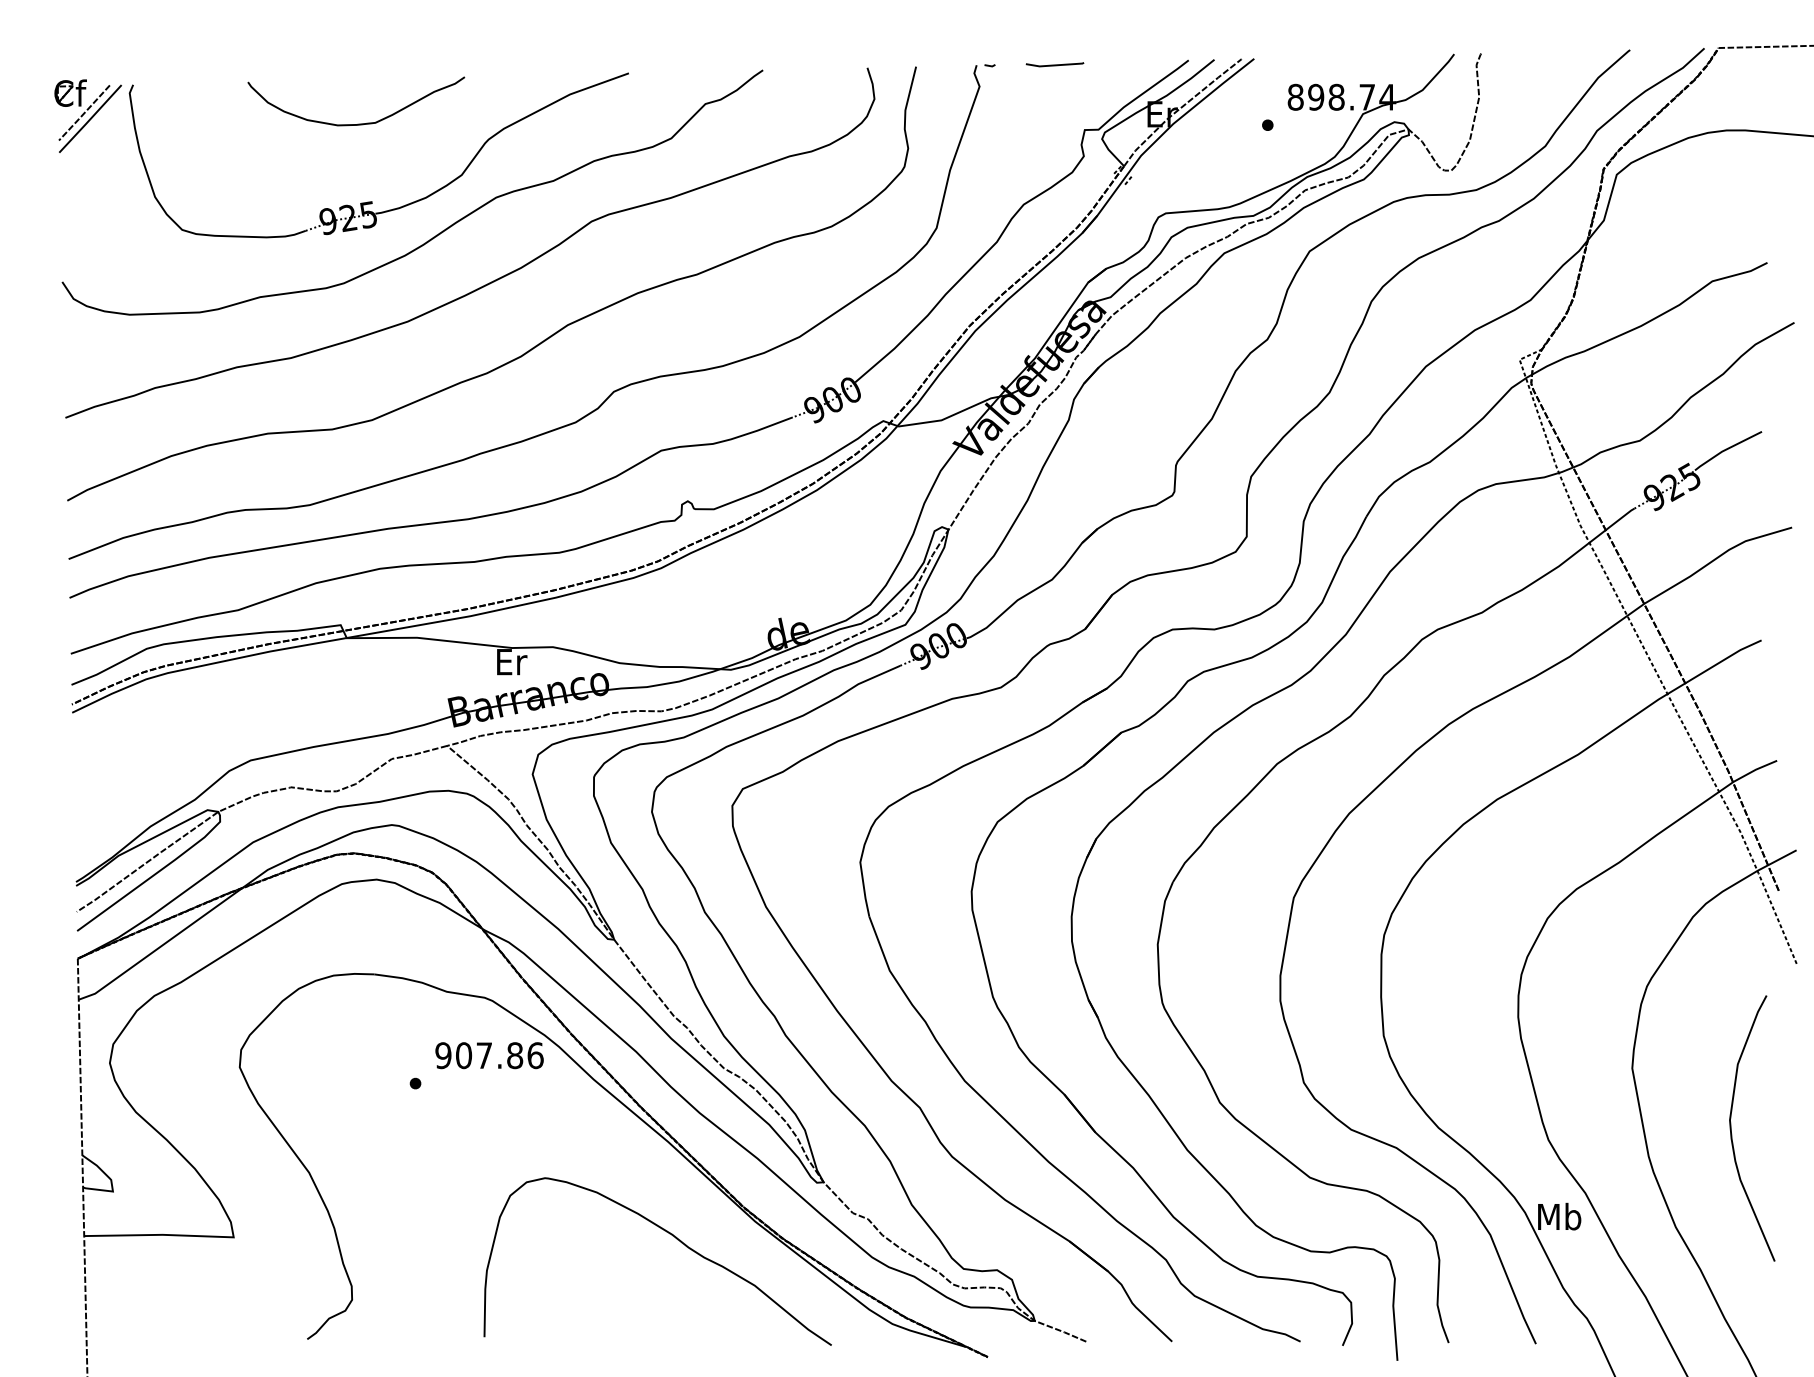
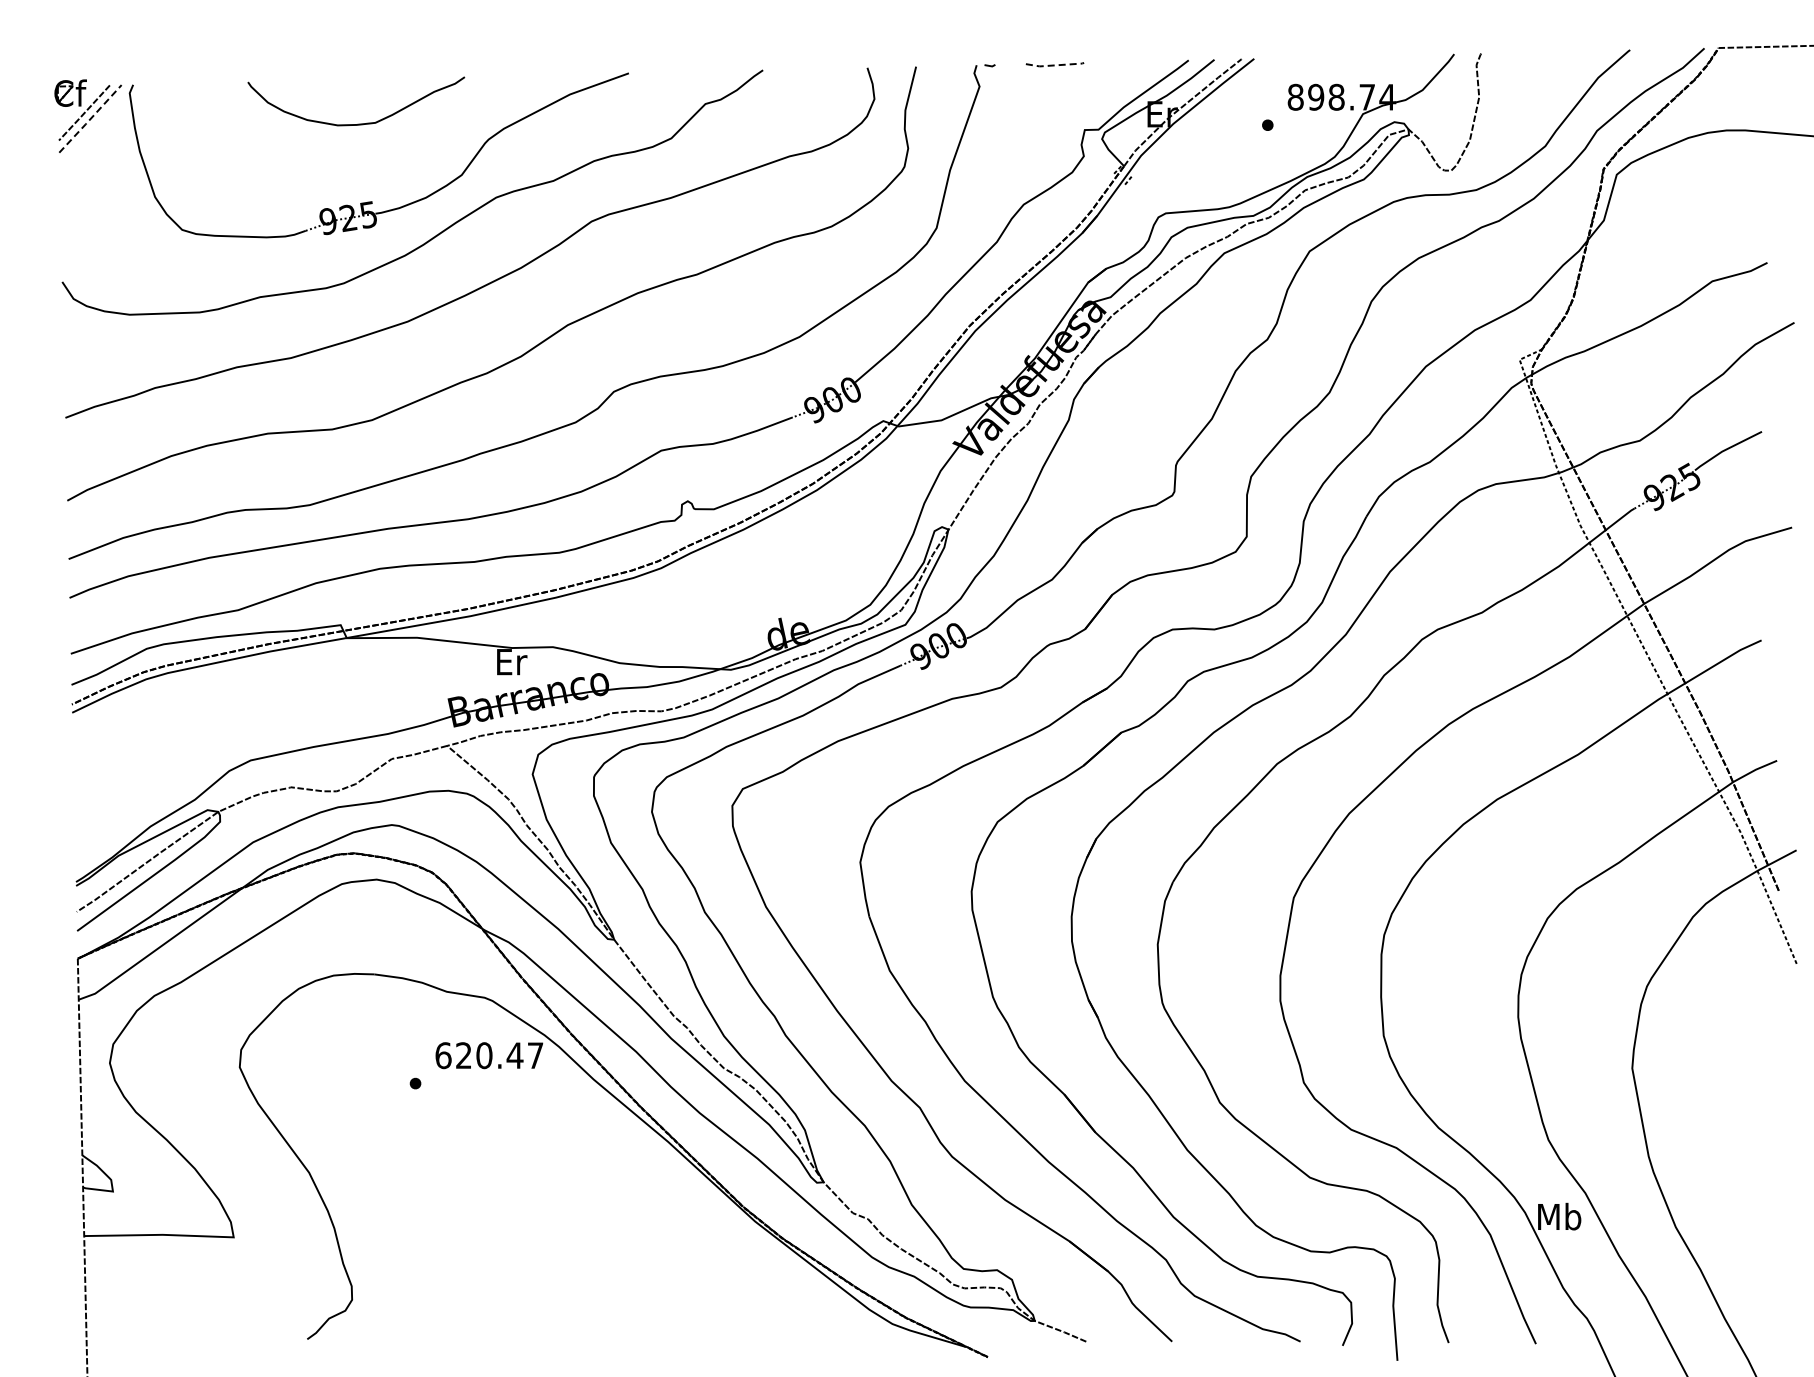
line: solid -> dashed (1055, 65)
line: solid -> dashed (90, 119)
text: 907.86 -> 620.47 (489, 1055)
curve: present -> none (1732, 1134)
curve: present -> none (677, 1240)
